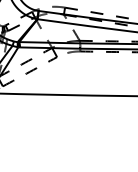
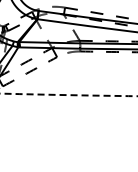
arc: solid -> dashed (69, 95)
